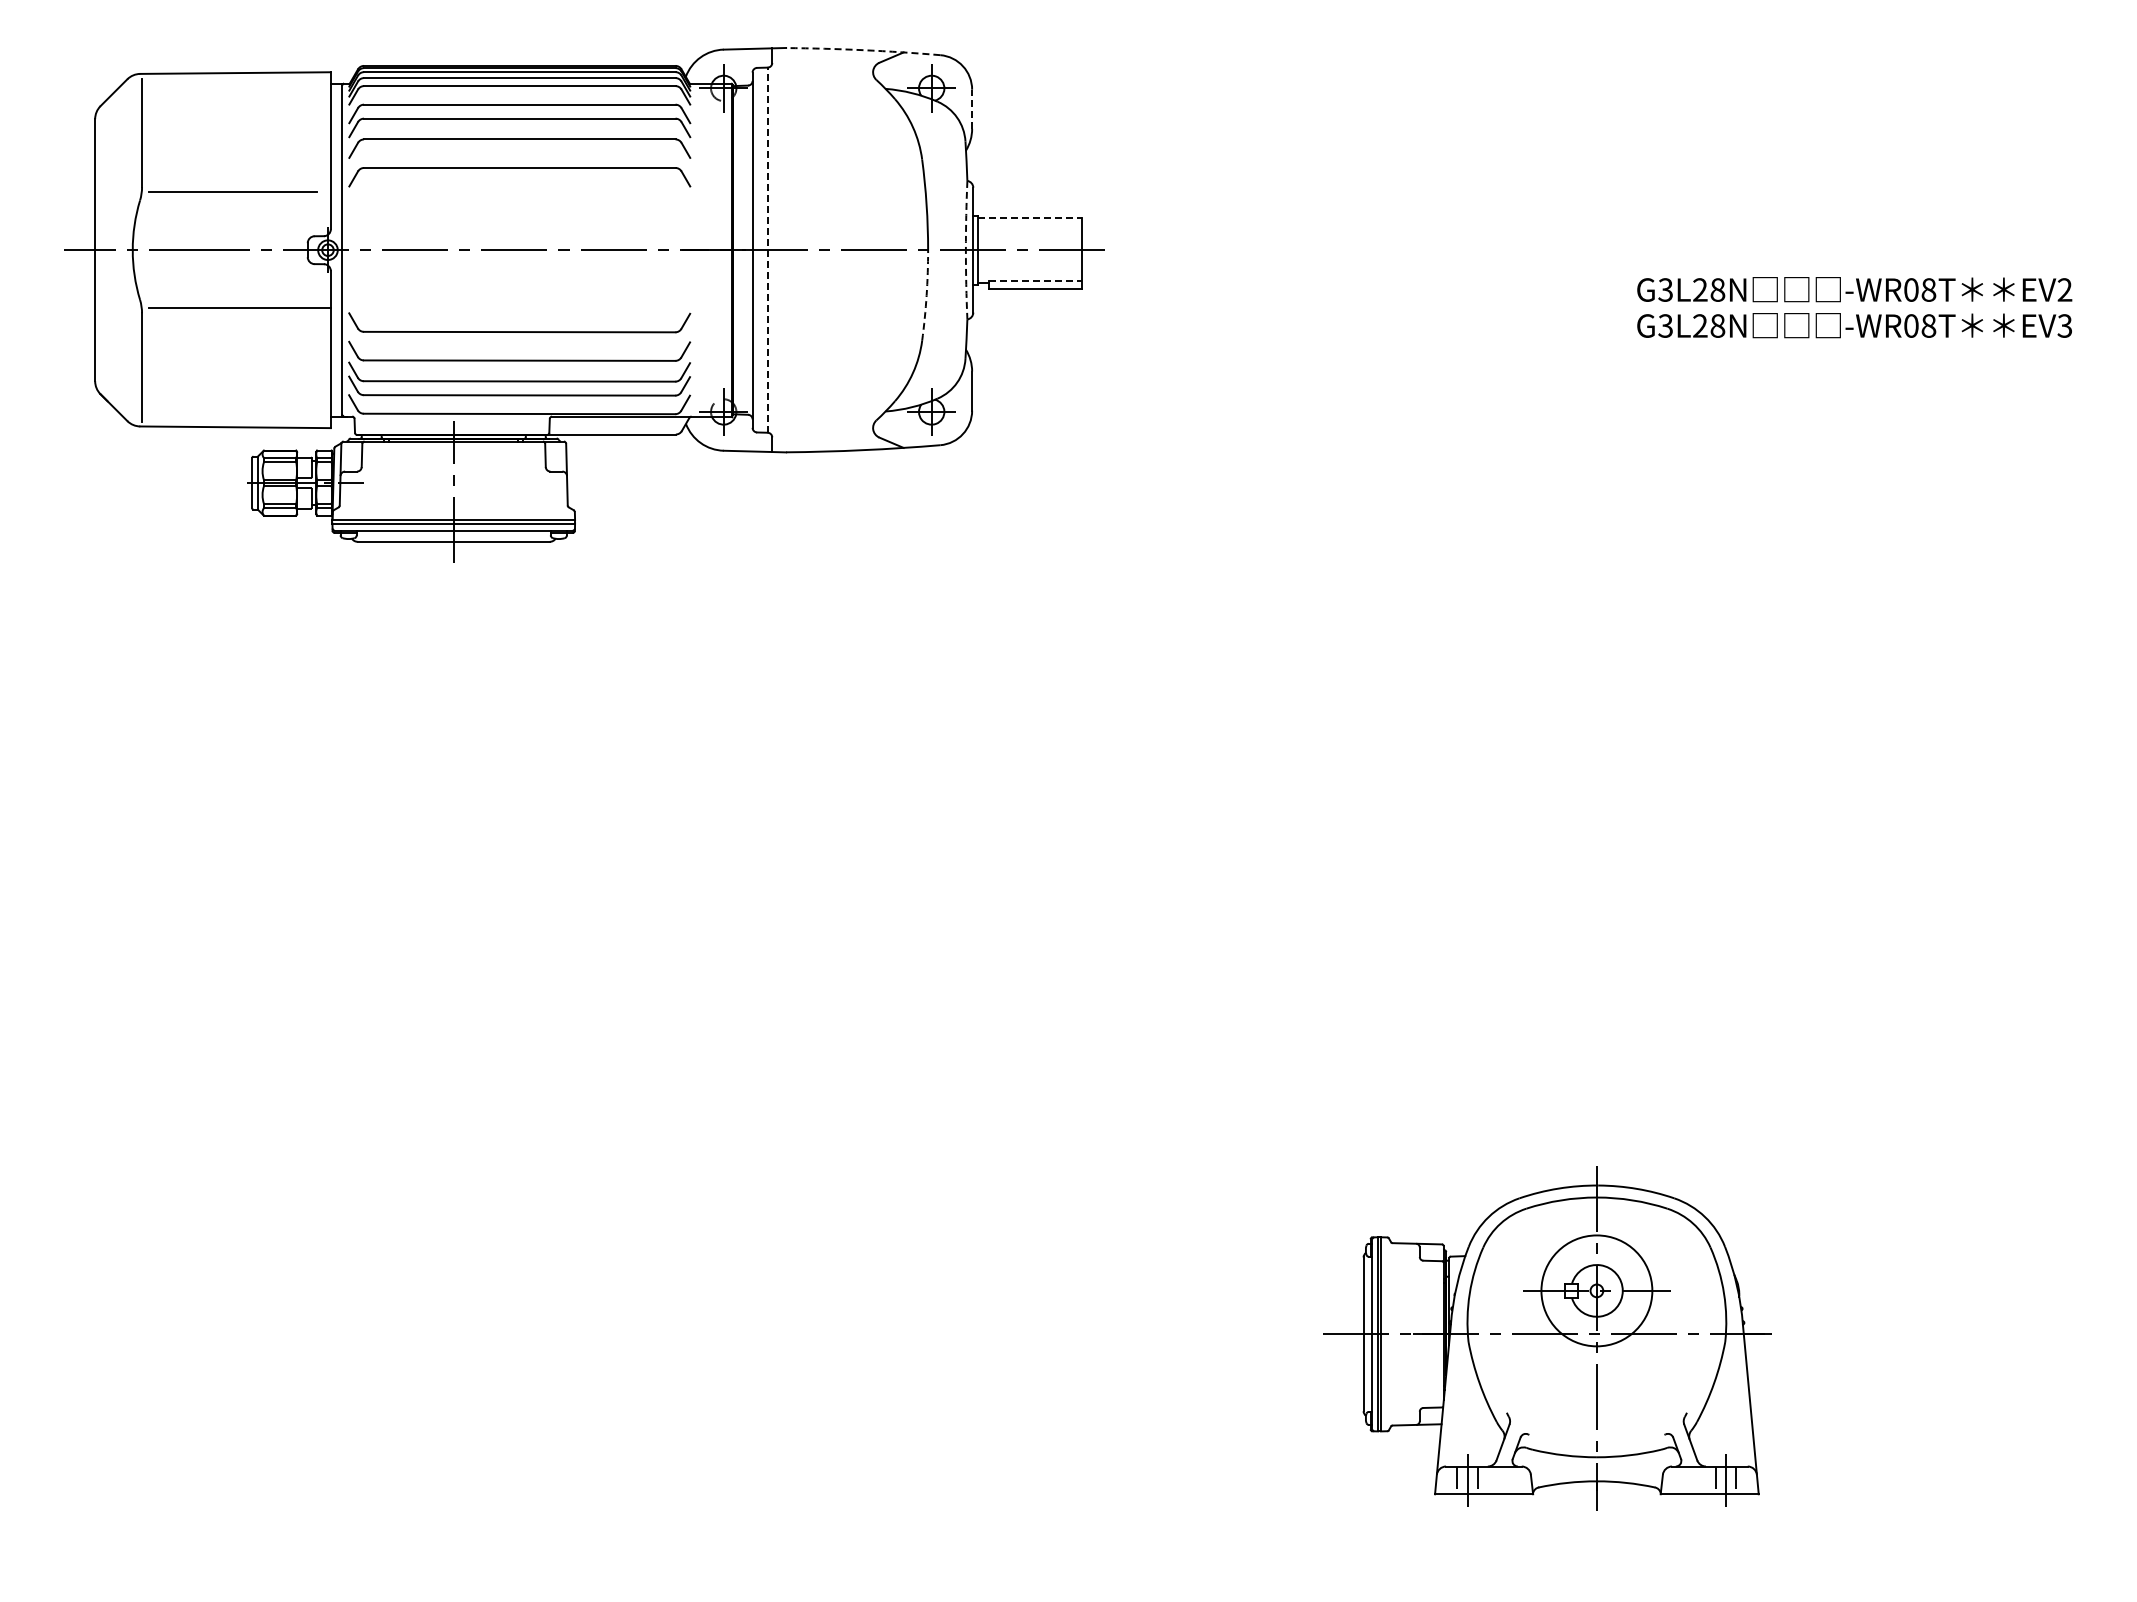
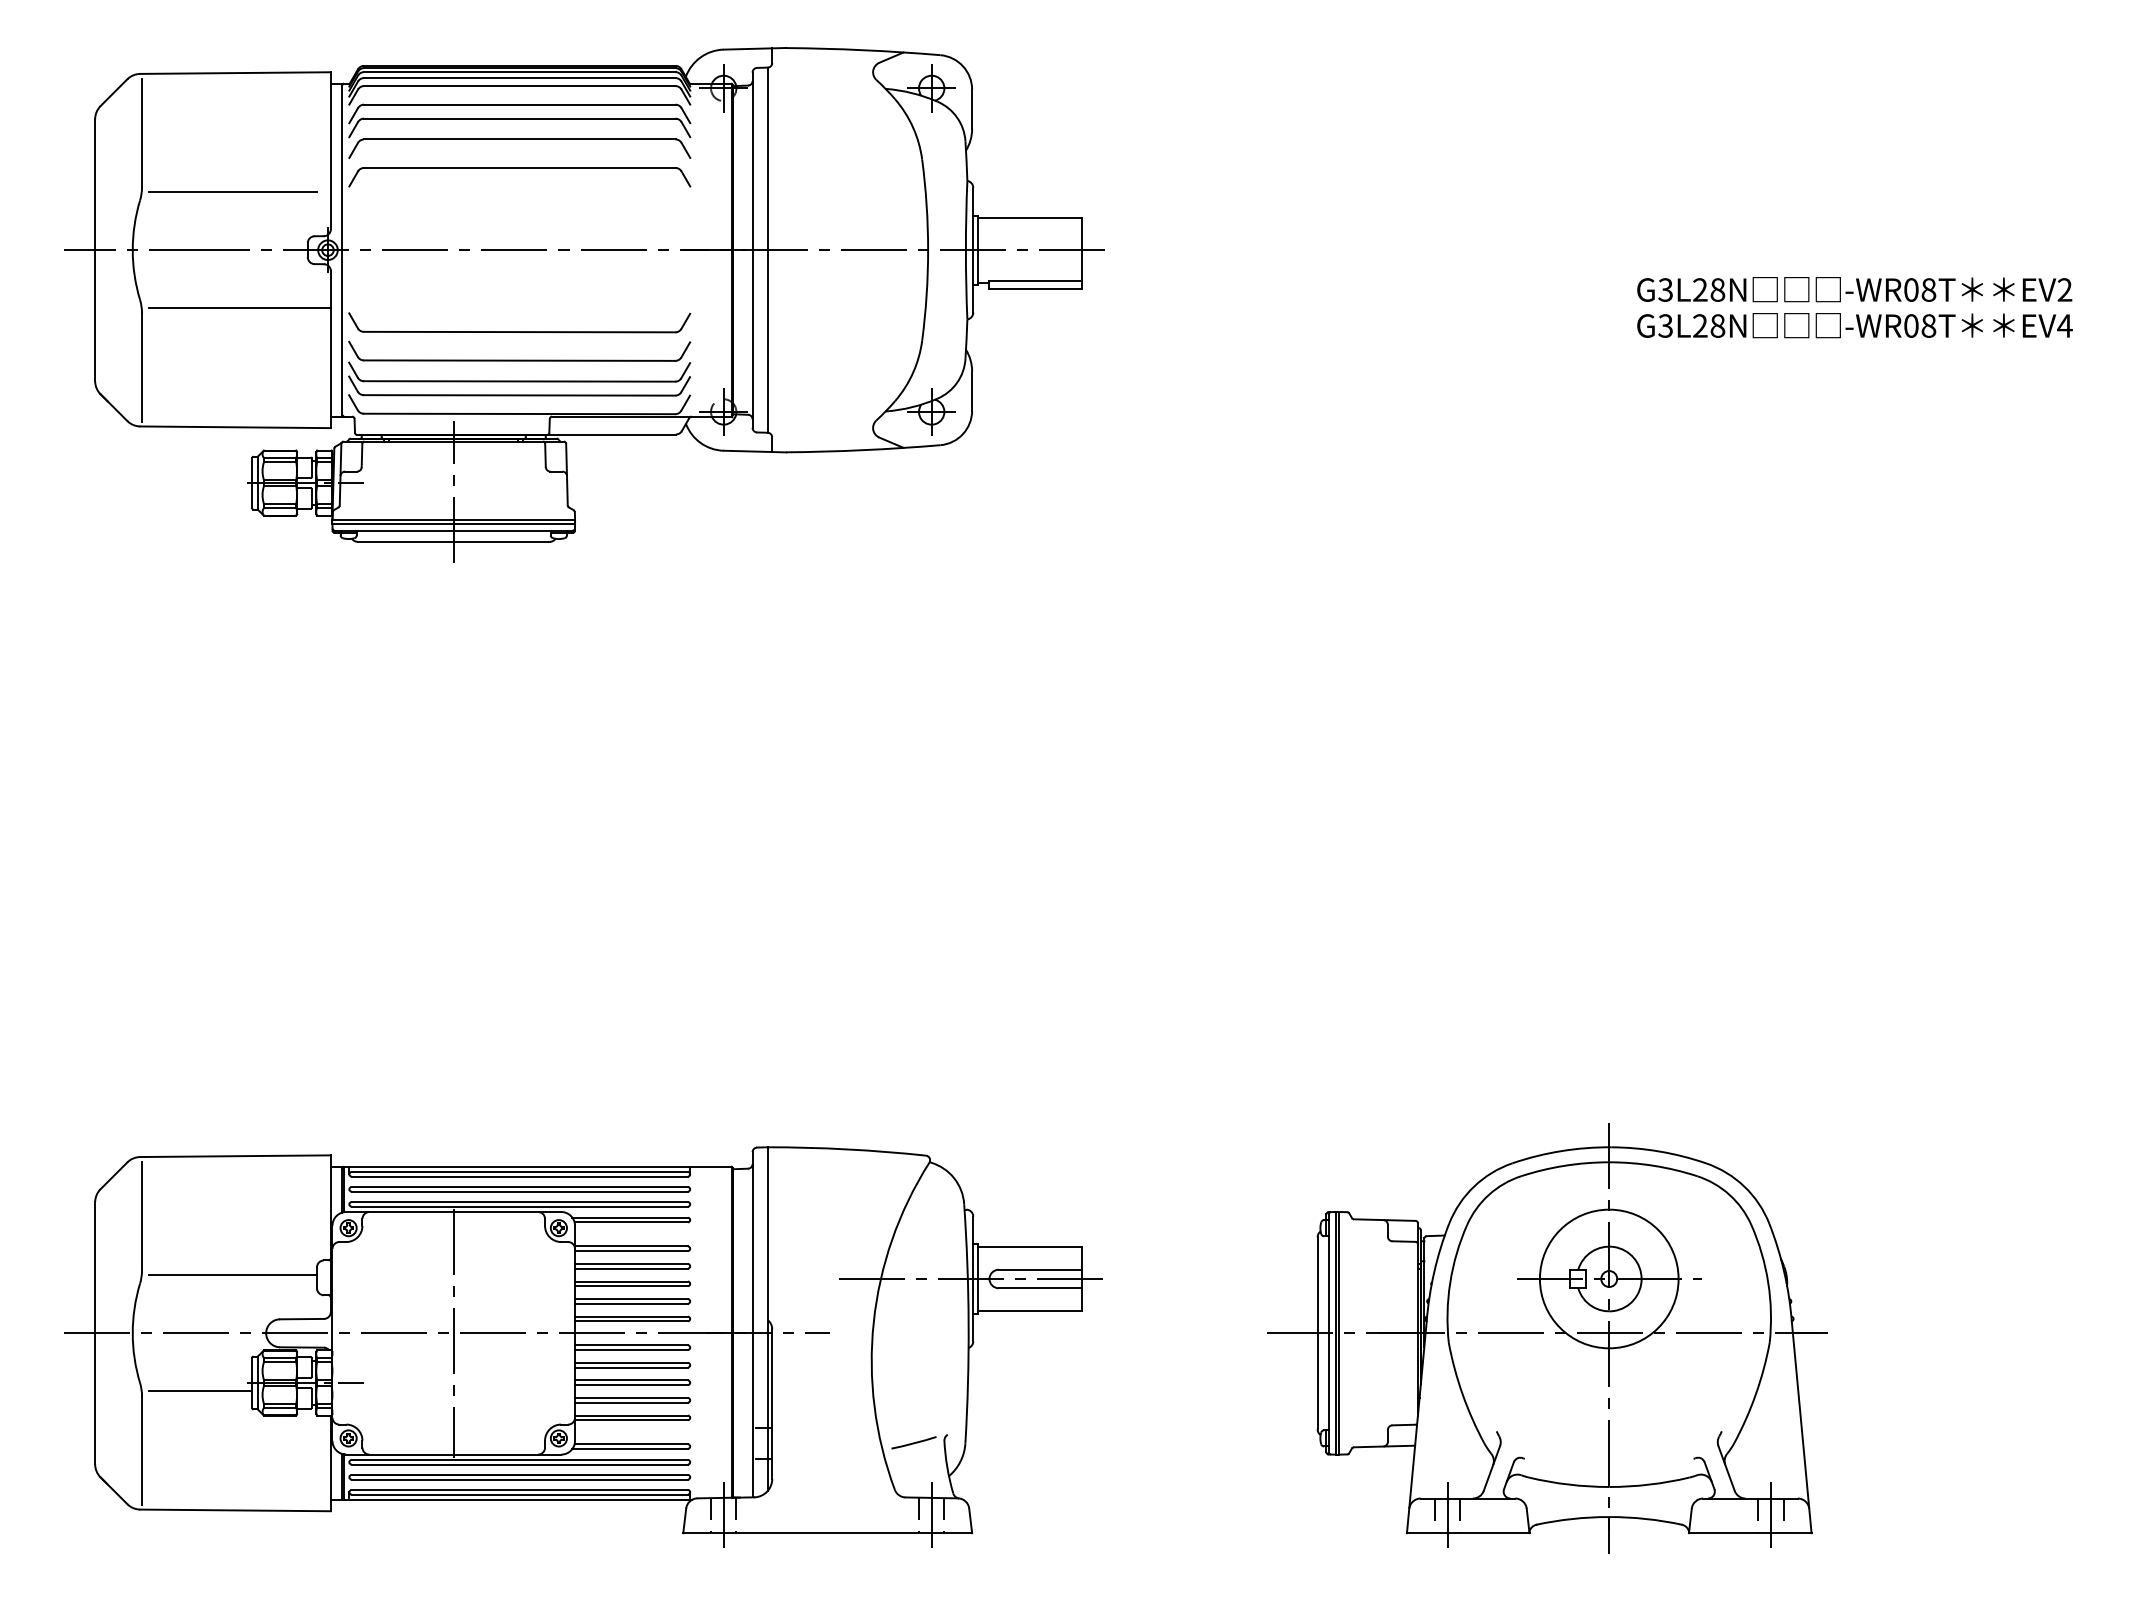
arc: dashed -> solid (863, 50)
line: dashed -> solid (972, 109)
line: dashed -> solid (1029, 217)
line: dashed -> solid (767, 250)
arc: dashed -> solid (965, 250)
line: dashed -> solid (1036, 281)
arc: dashed -> solid (926, 295)
text: EV3 -> EV4 (2064, 325)
part size: 449x345 px -> 561x431 px (1547, 1338)
part: none -> present (583, 1346)
